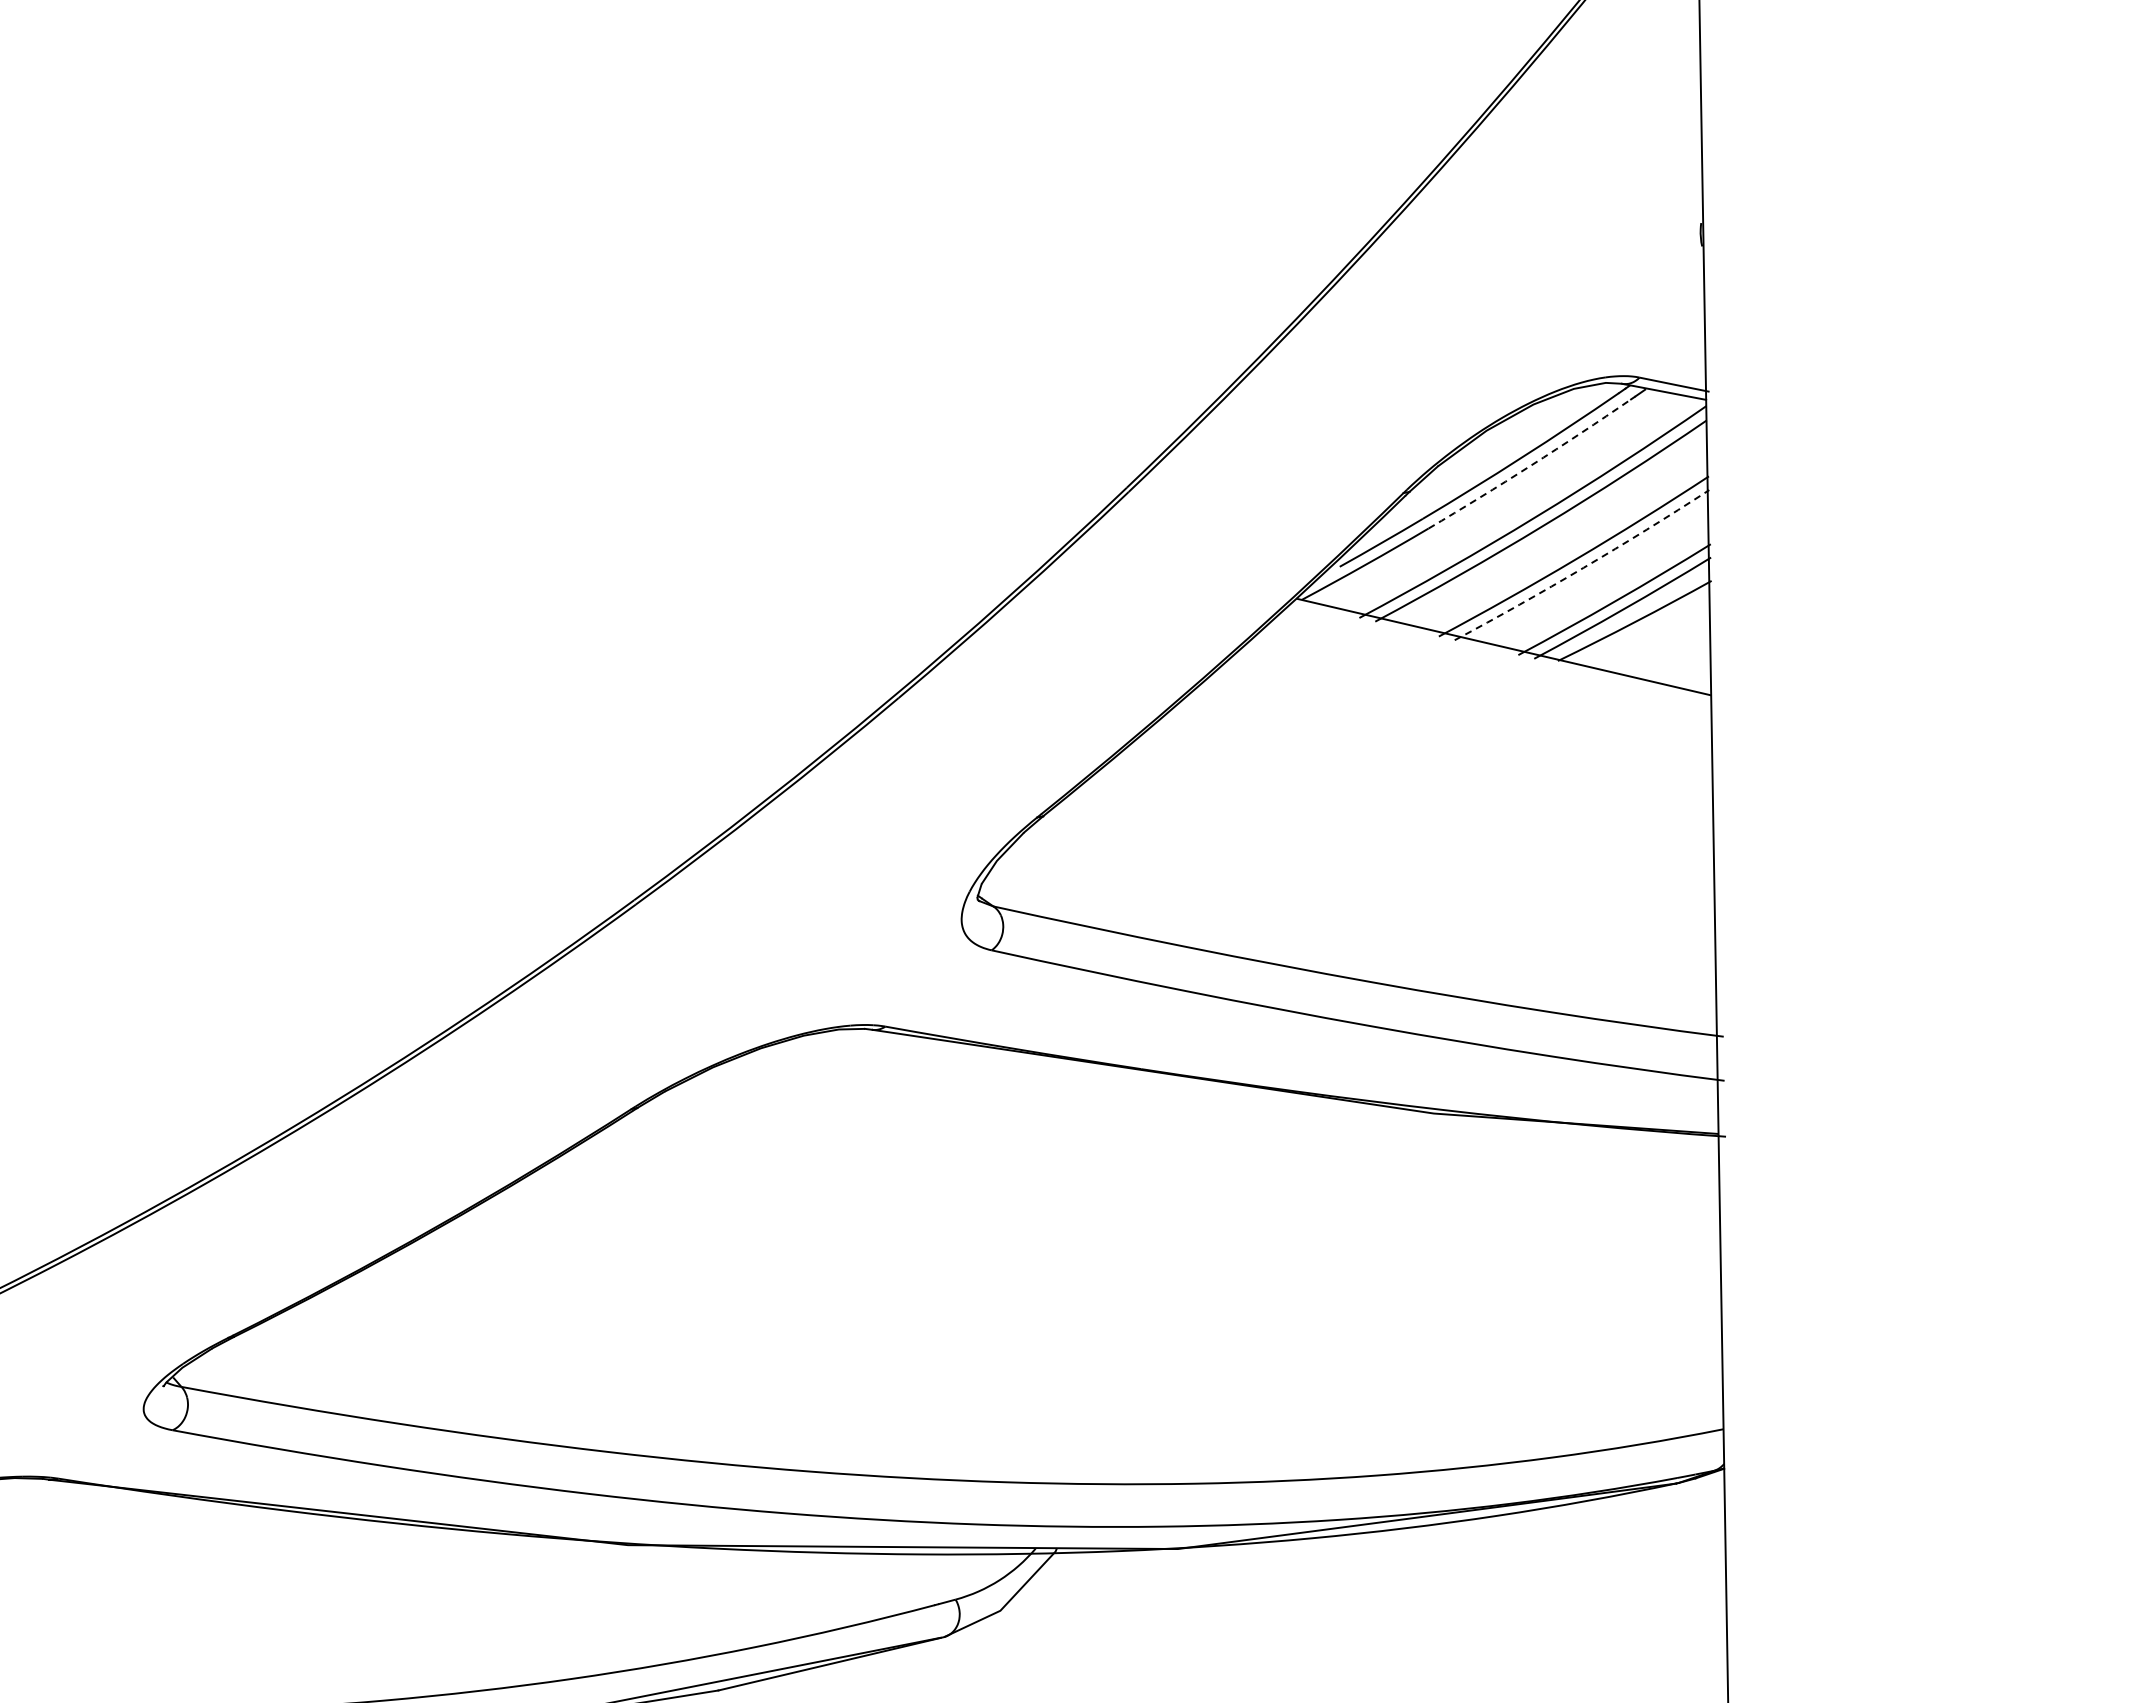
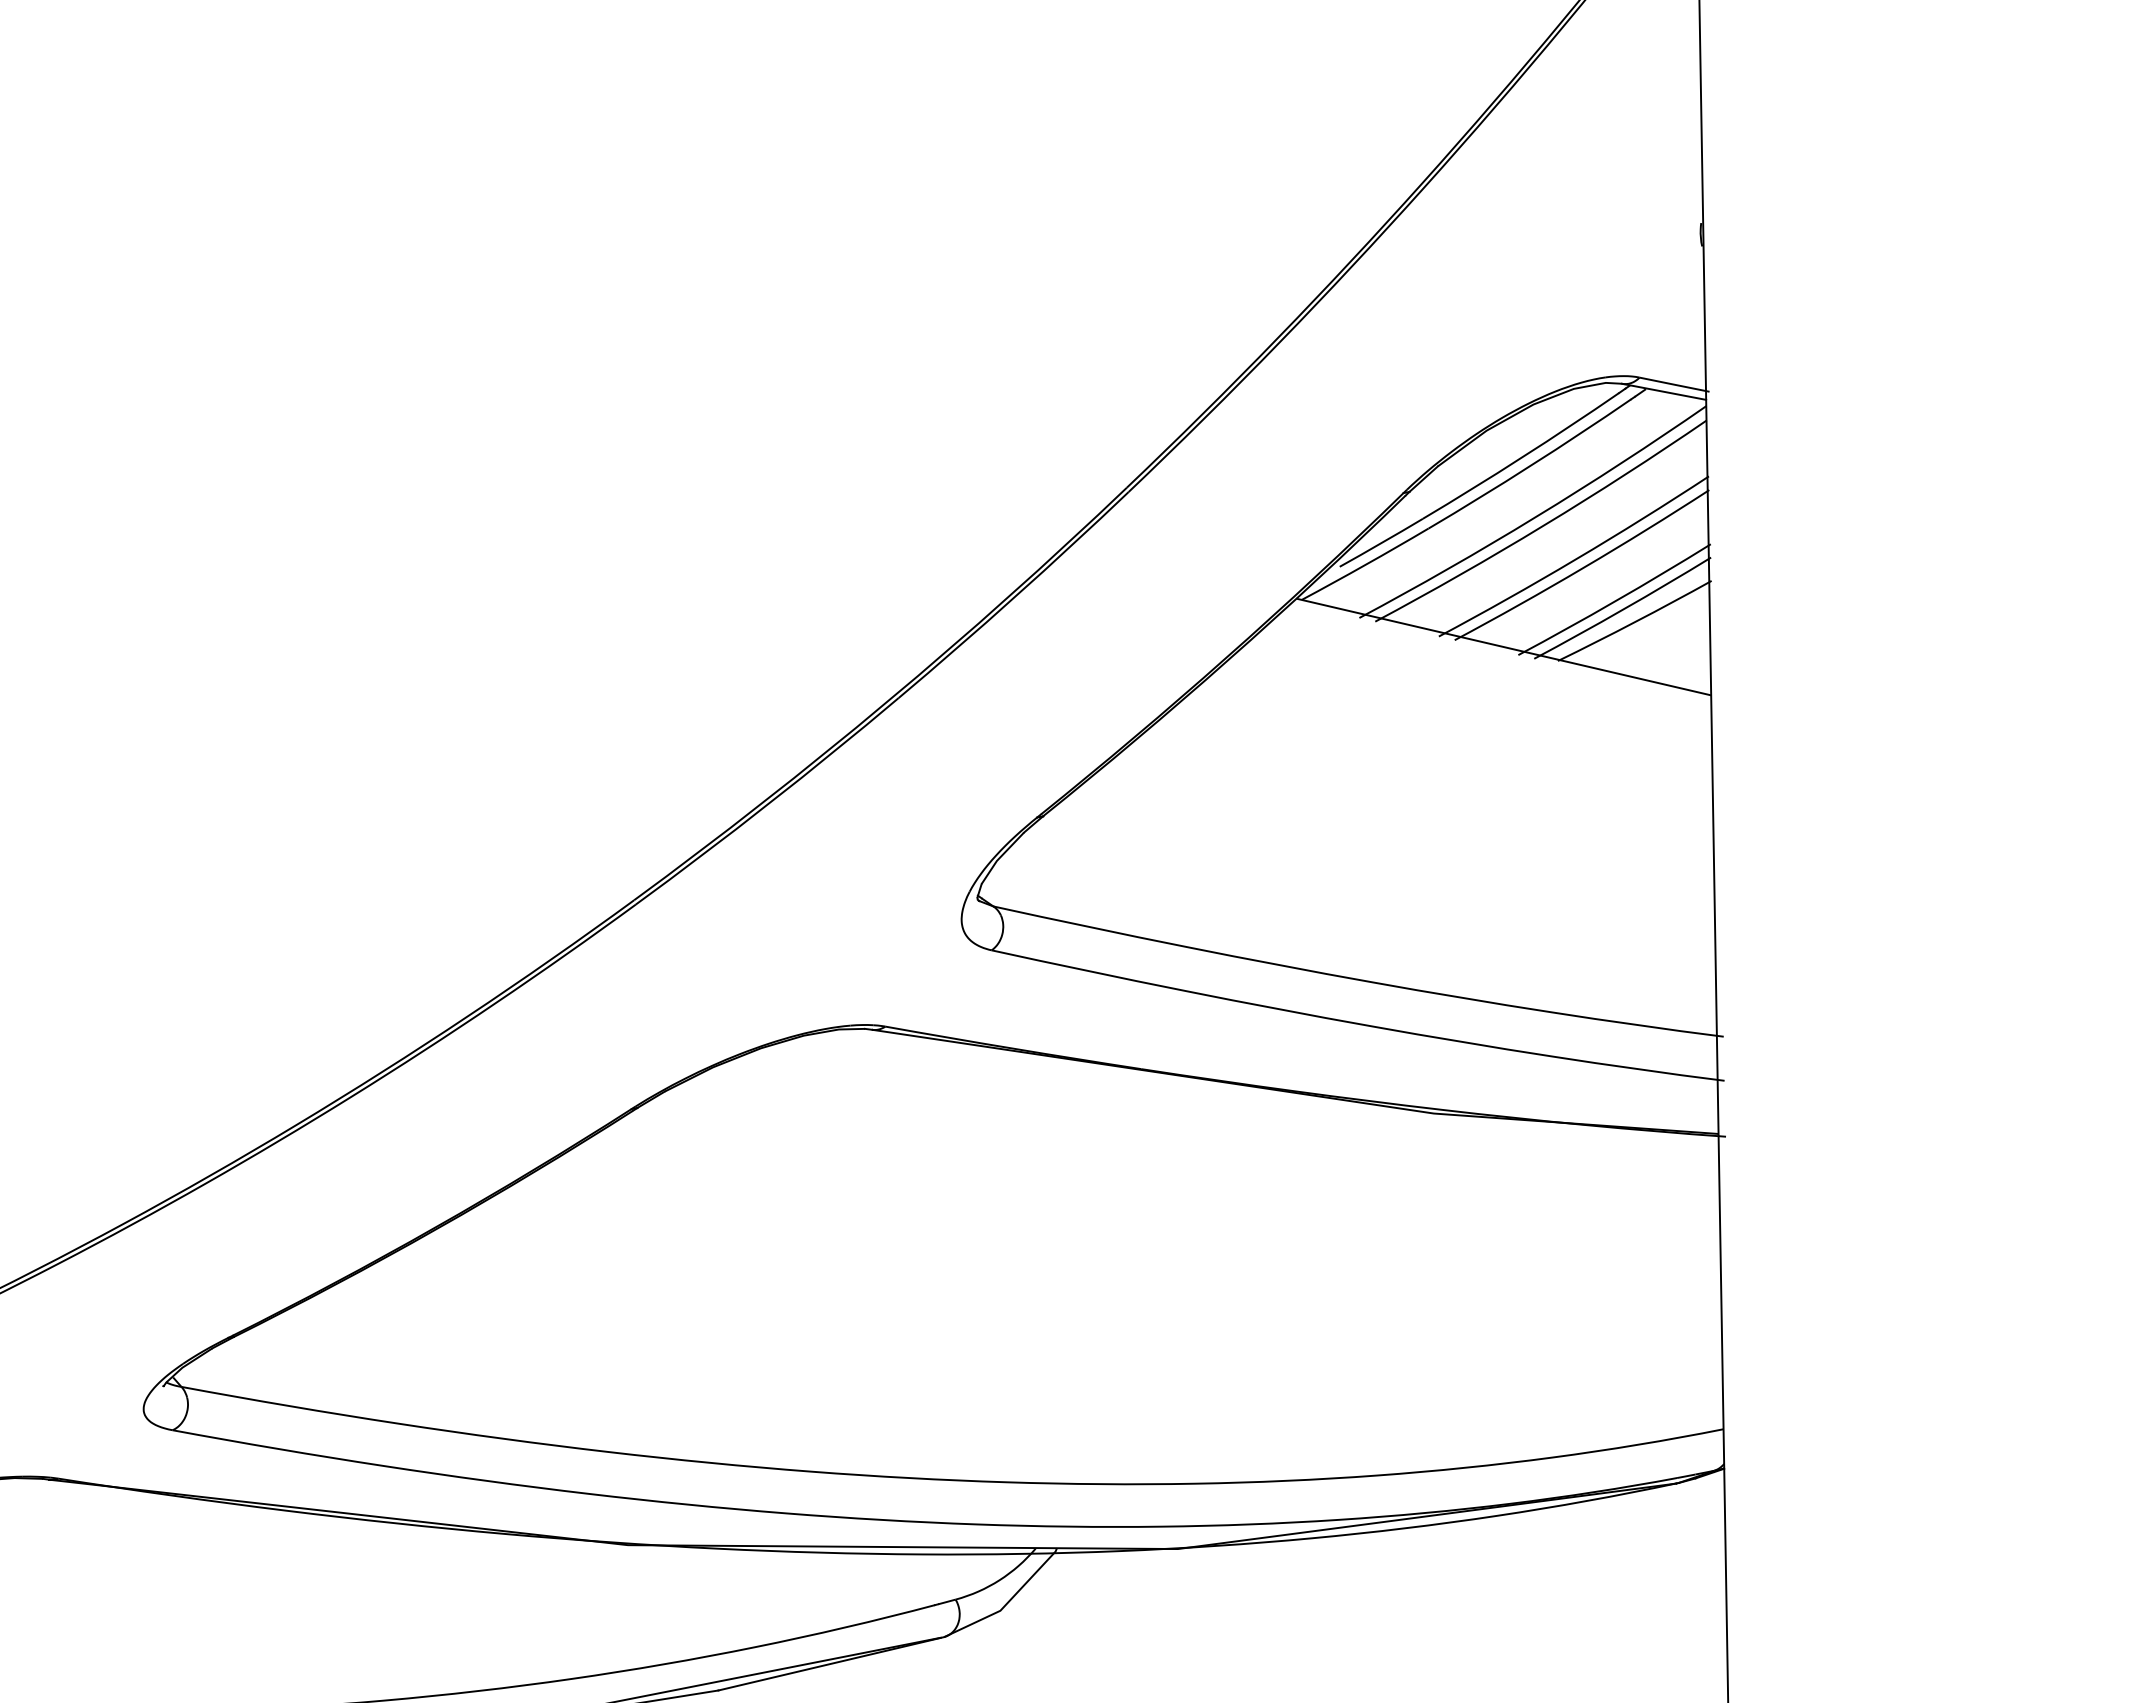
arc: dashed -> solid (1530, 465)
arc: dashed -> solid (1583, 567)
